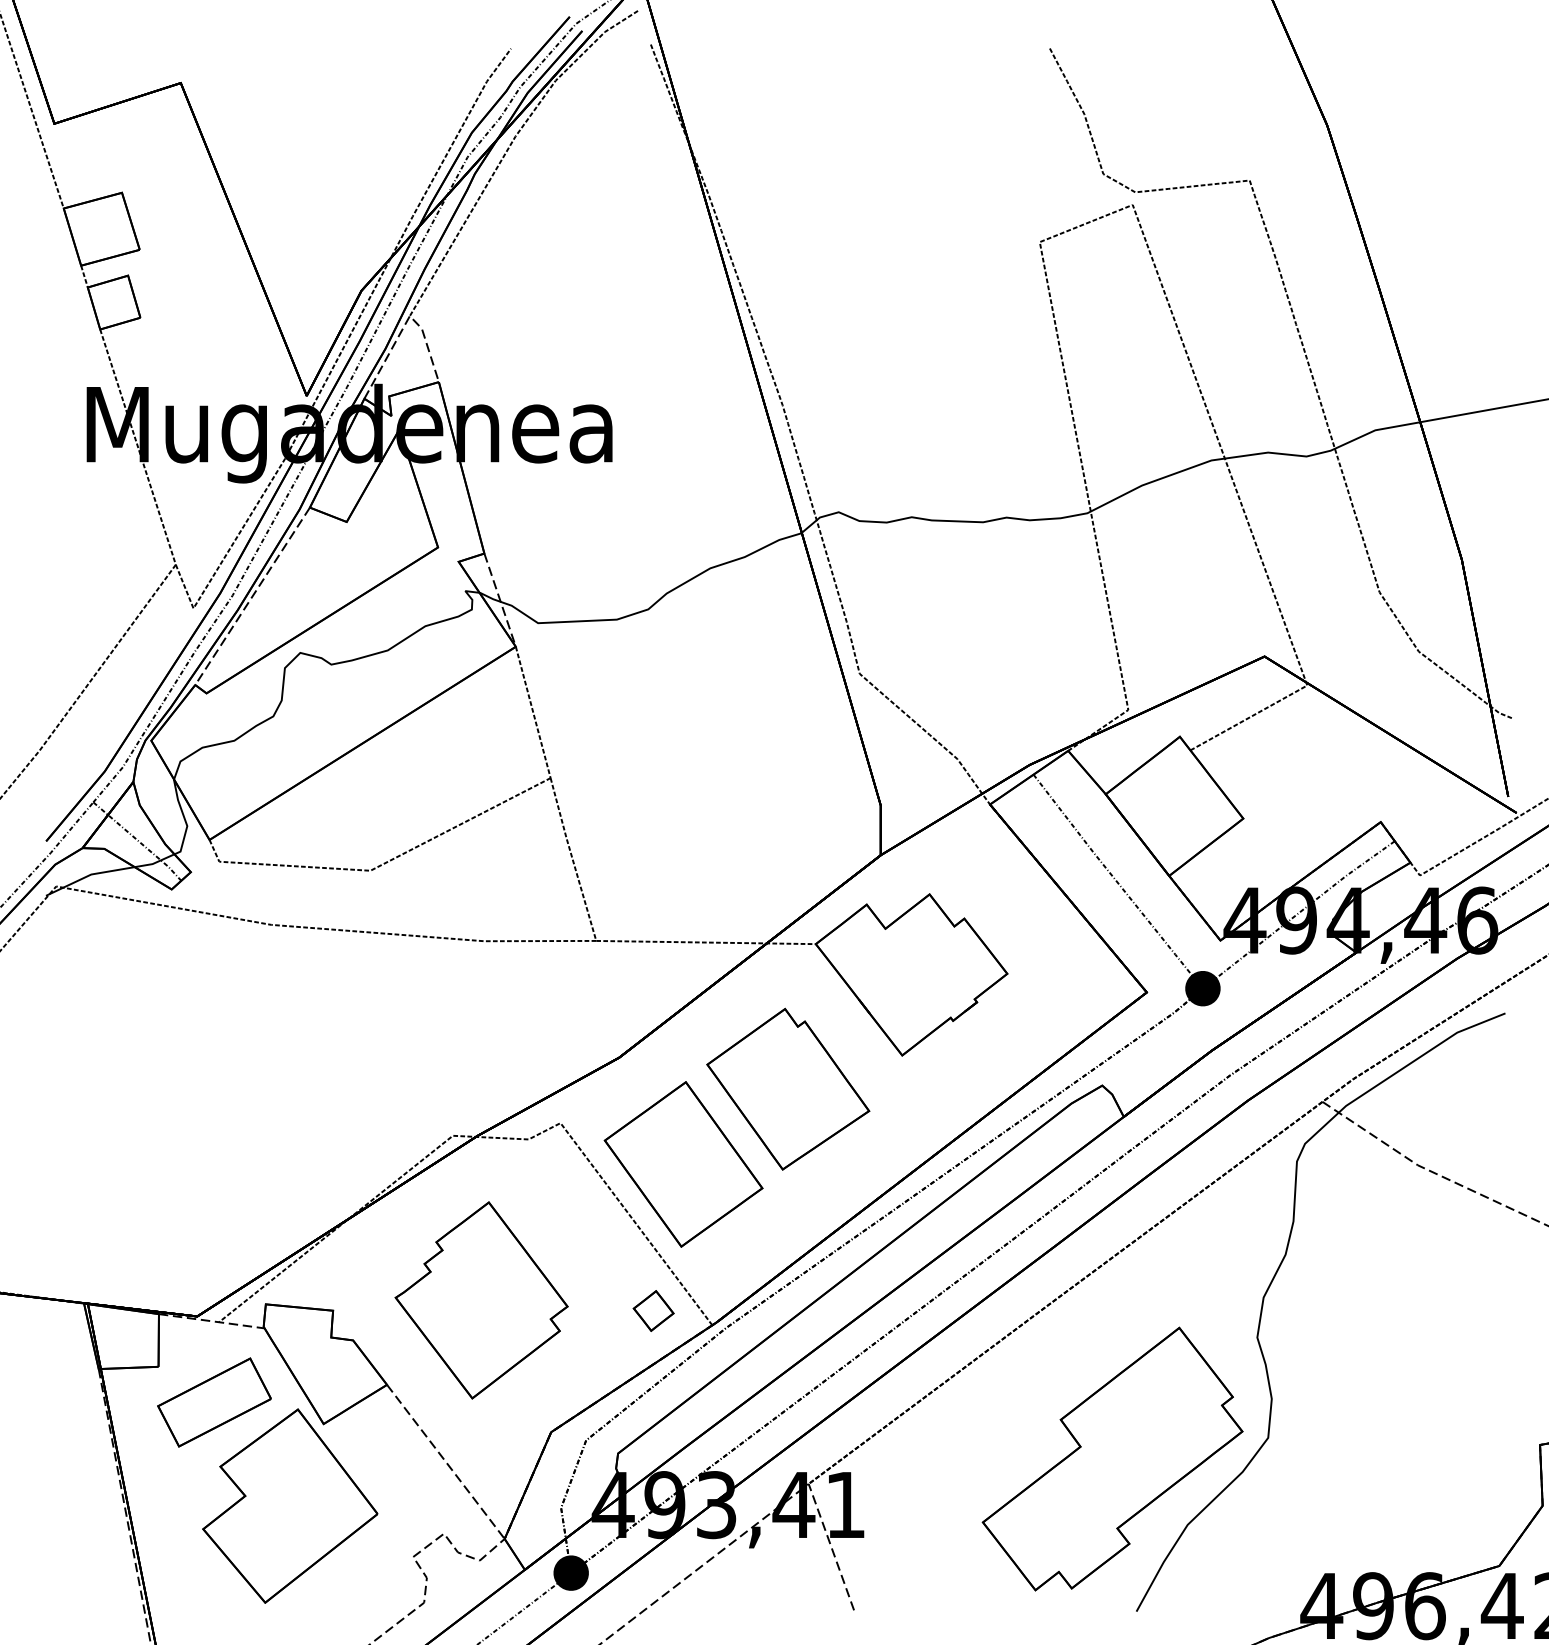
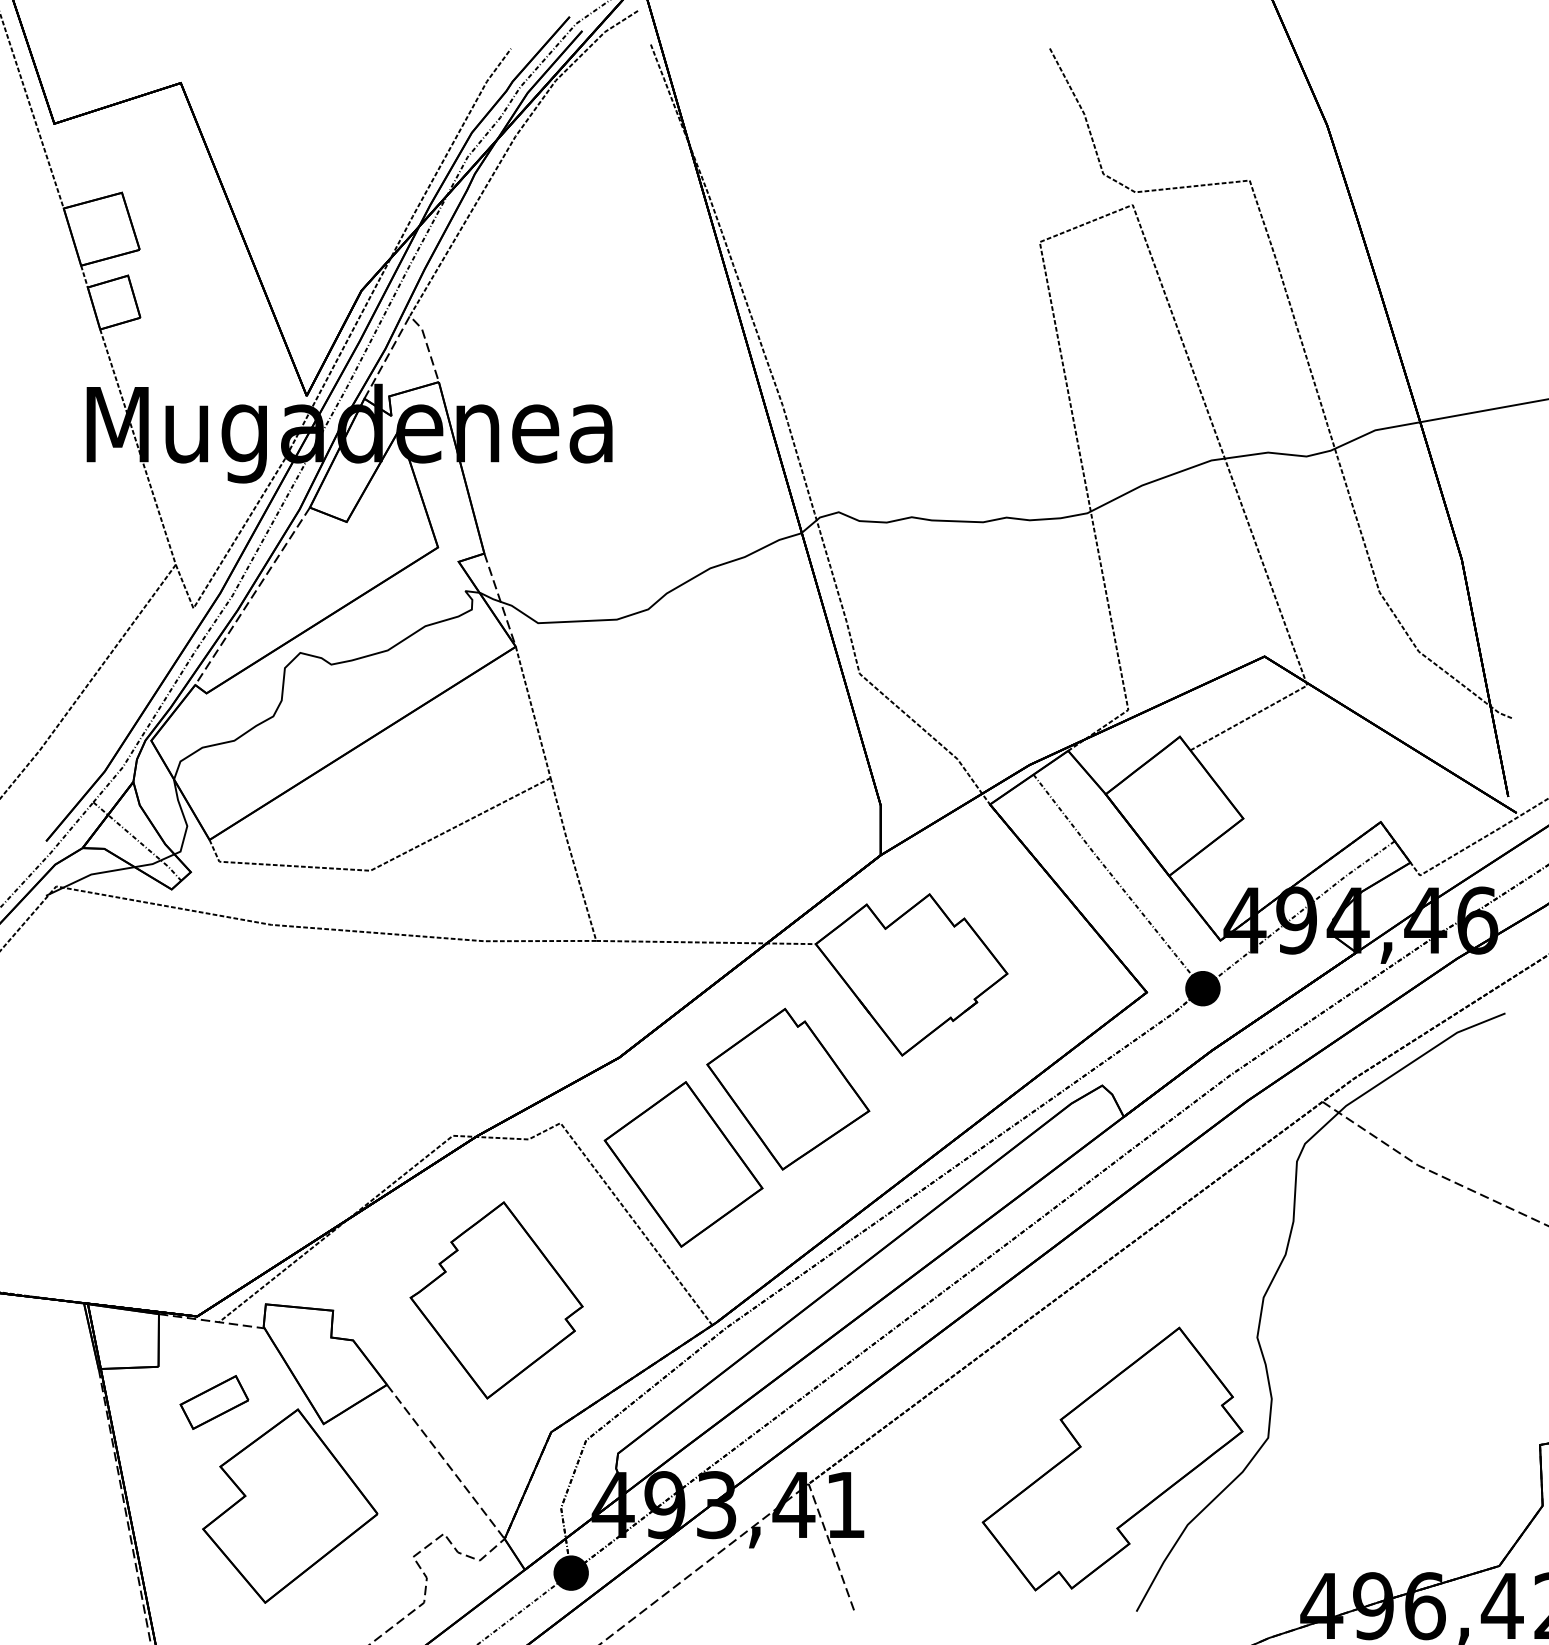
part position: (481, 1300) -> (496, 1300) (496, 1300)
part: present -> none (653, 1310)
part size: 115x91 px -> 71x55 px (214, 1402)
